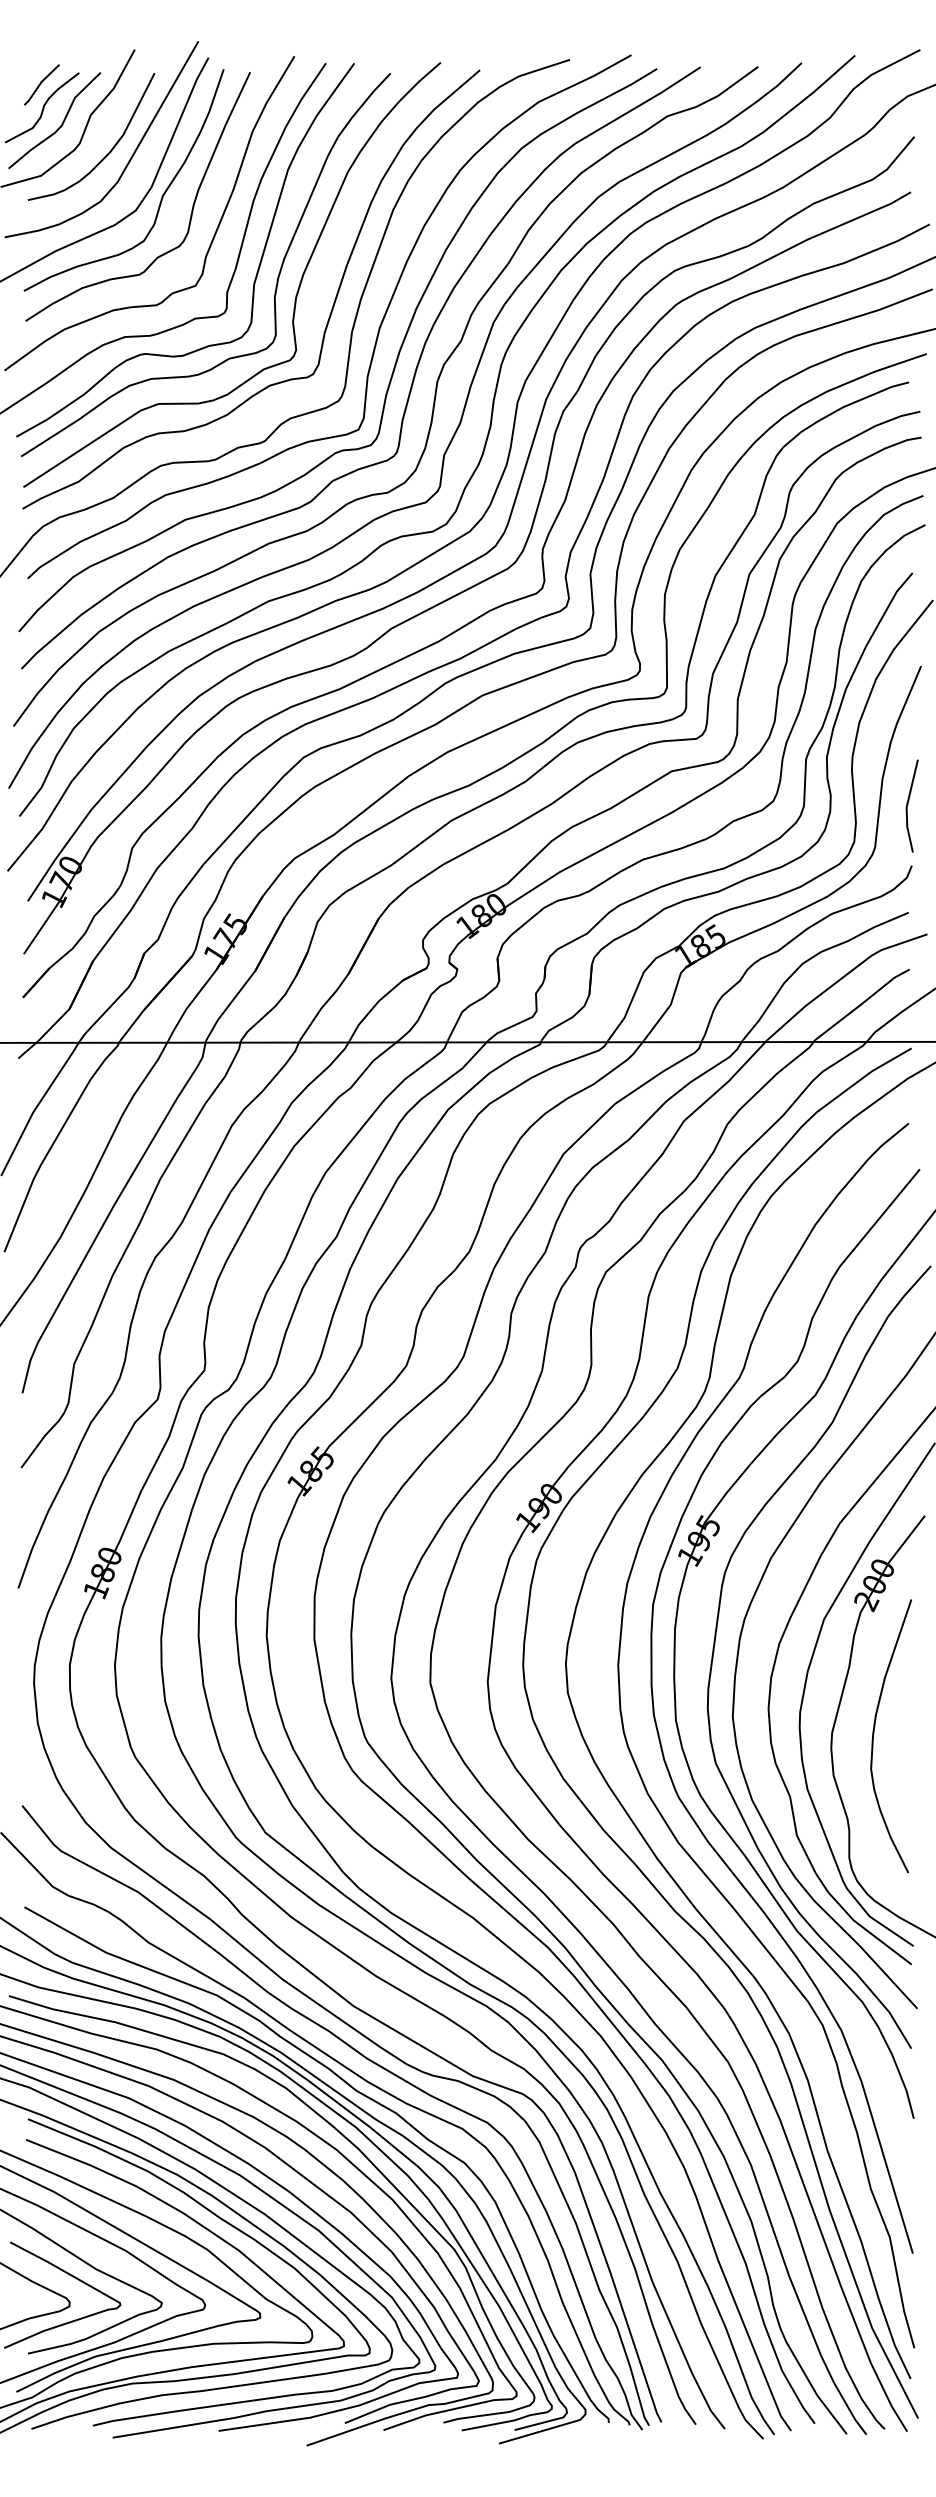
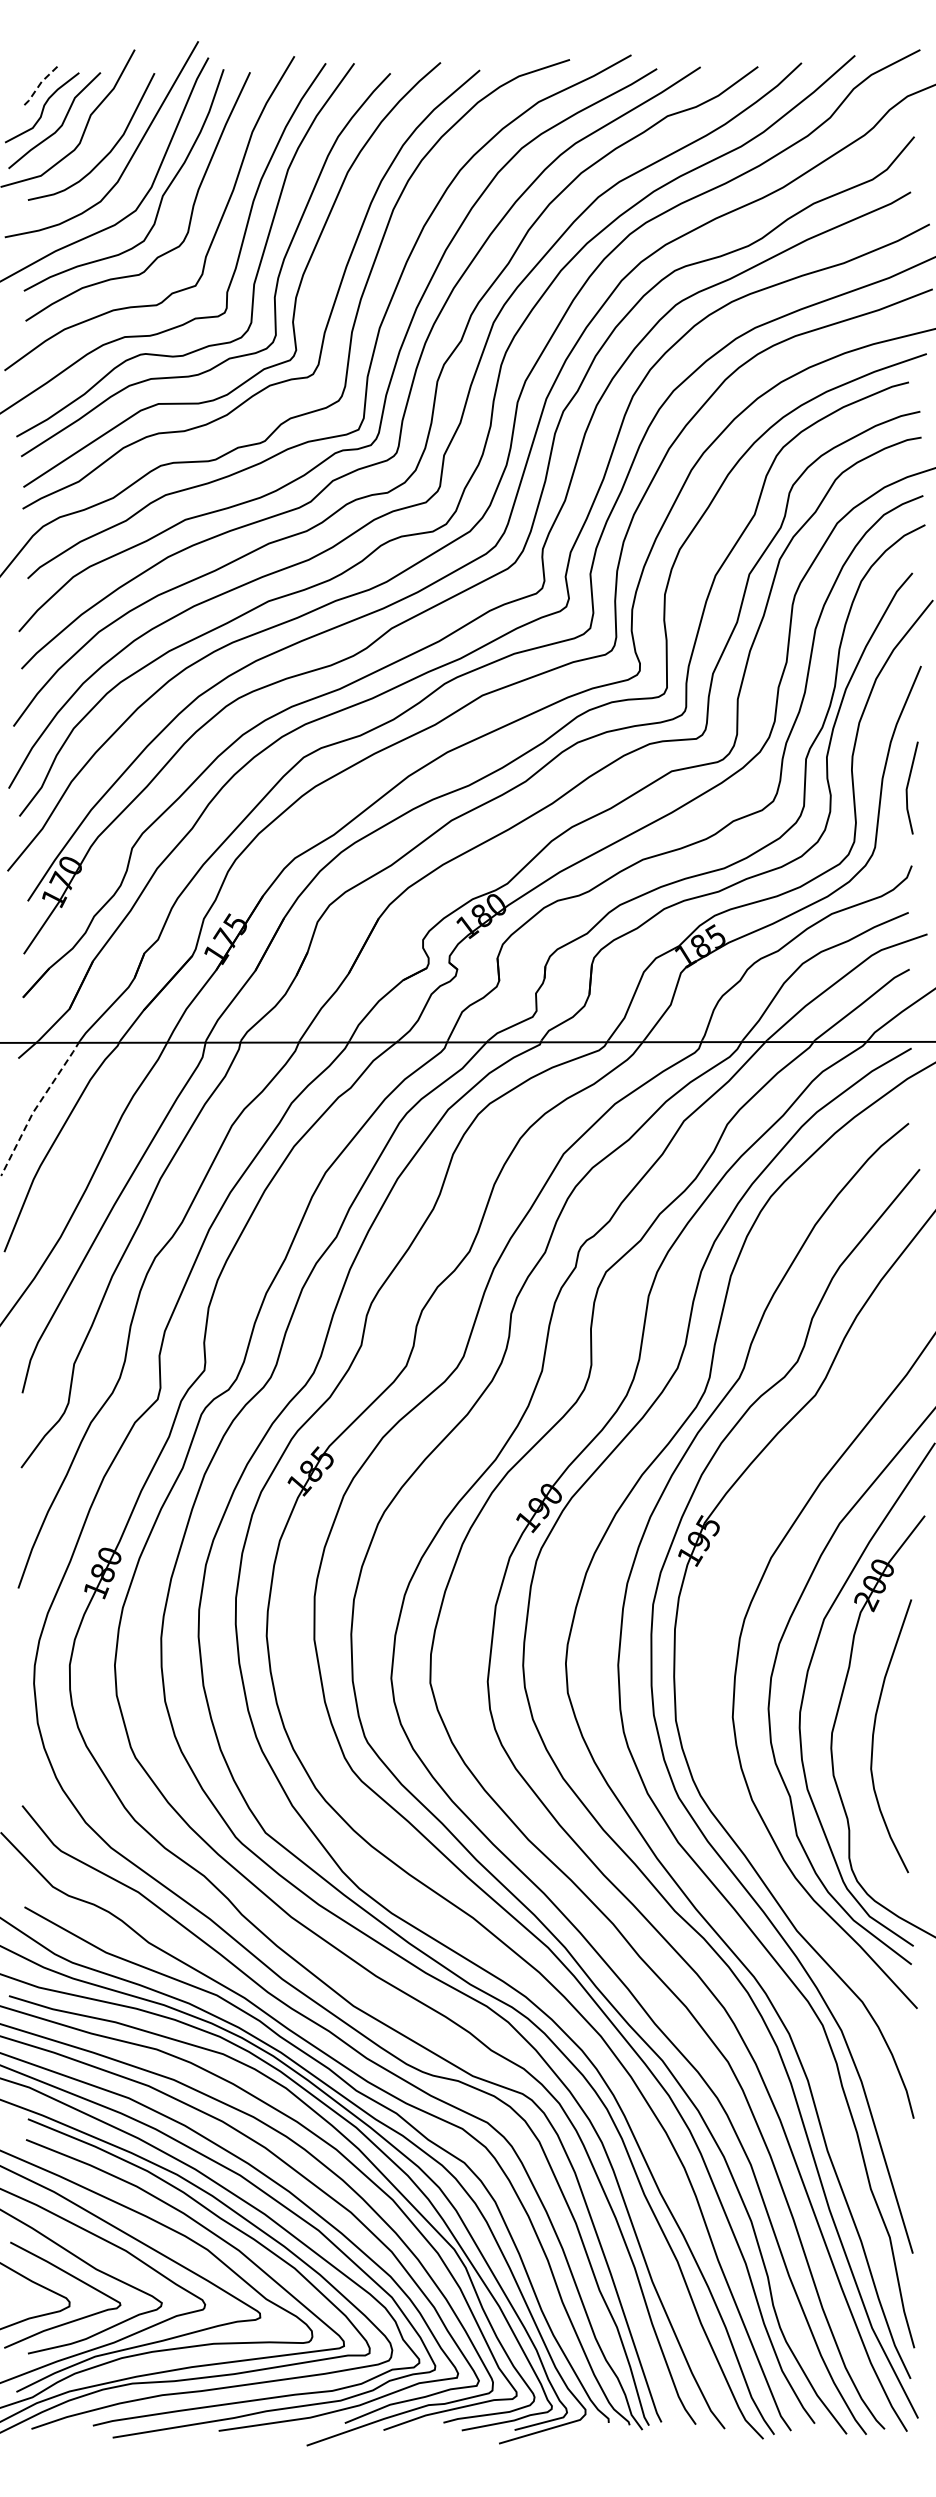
line: solid -> dashed (40, 83)
line position: (908, 804) -> (908, 786) (908, 786)
line: solid -> dashed (36, 1106)
curve: present -> none (715, 1644)
